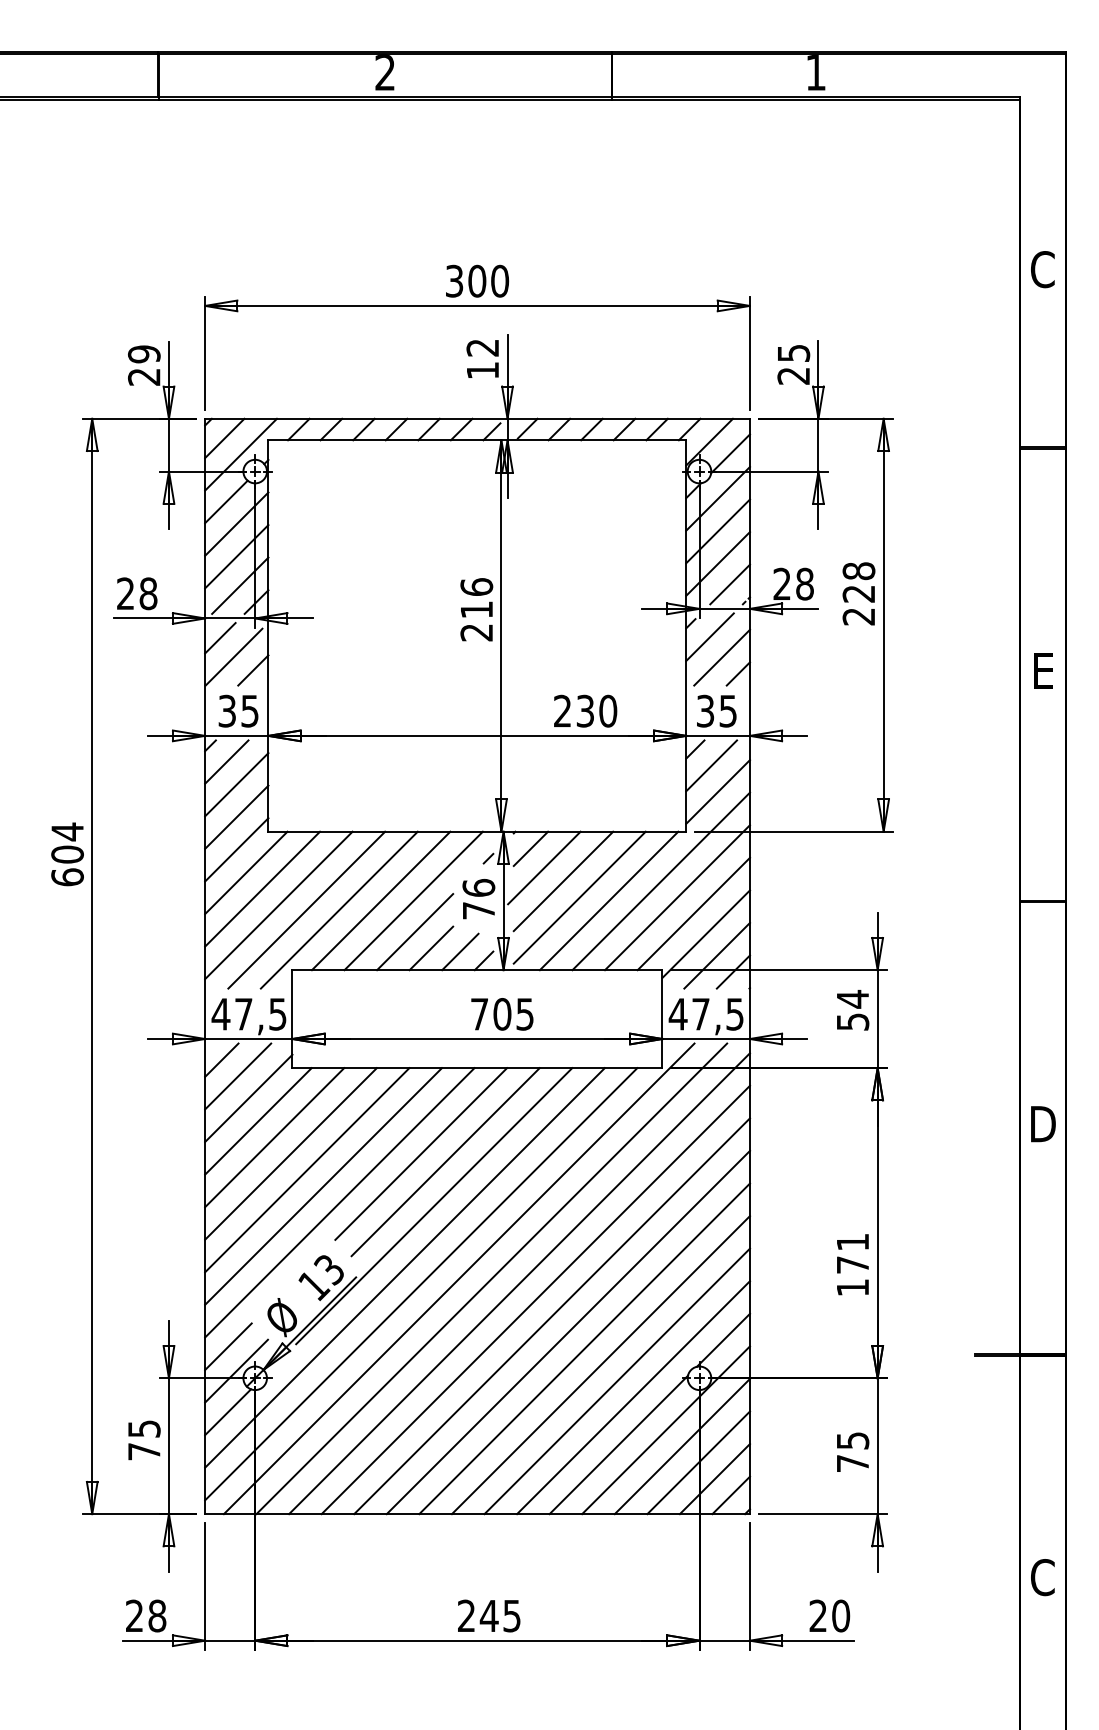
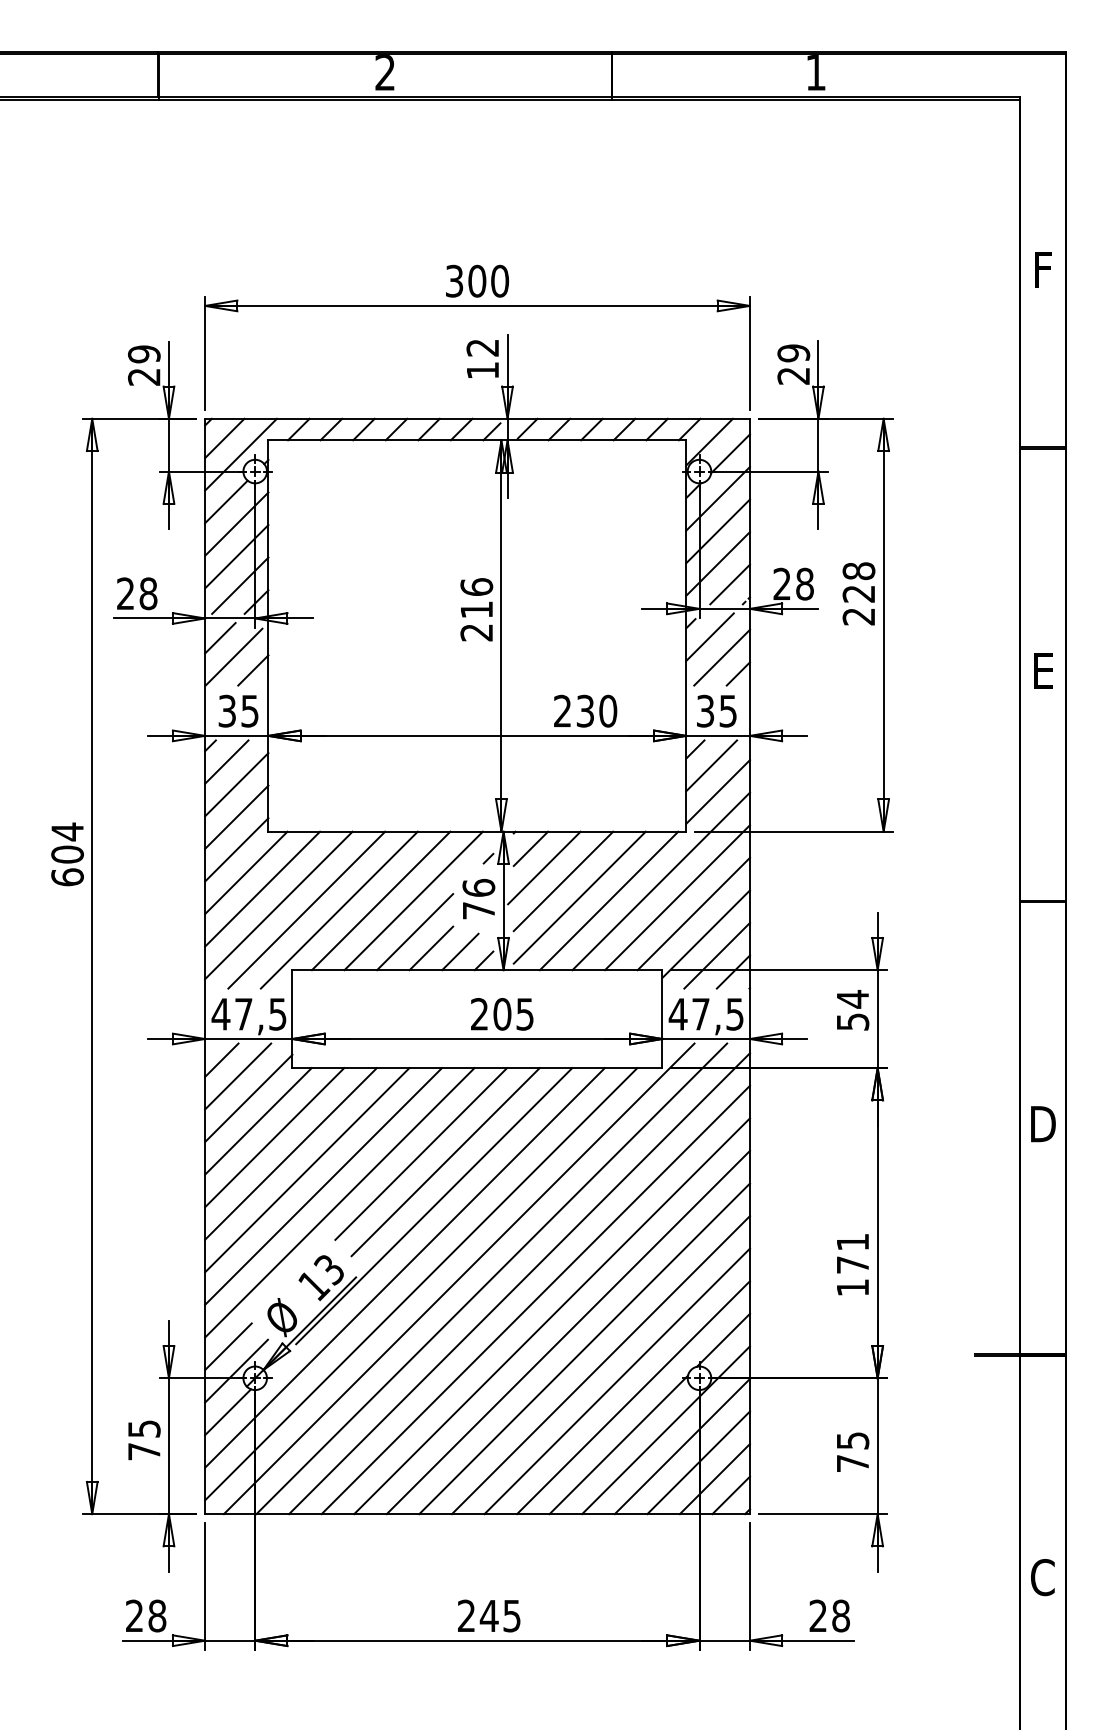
text: C -> F (1042, 269)
text: 25 -> 29 (793, 353)
text: 705 -> 205 (479, 1014)
text: 20 -> 28 (841, 1616)
